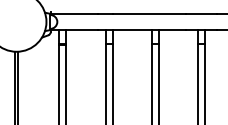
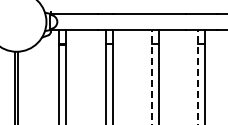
line: solid -> dashed (151, 76)
line: solid -> dashed (198, 76)
